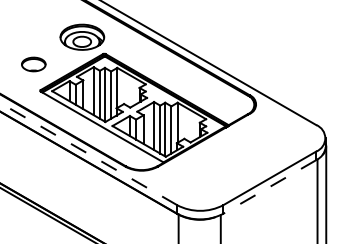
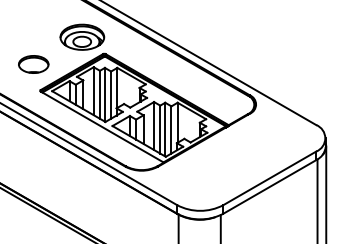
part size: 26x17 px -> 32x19 px (33, 64)
line: dashed -> solid (88, 153)
line: dashed -> solid (269, 187)
